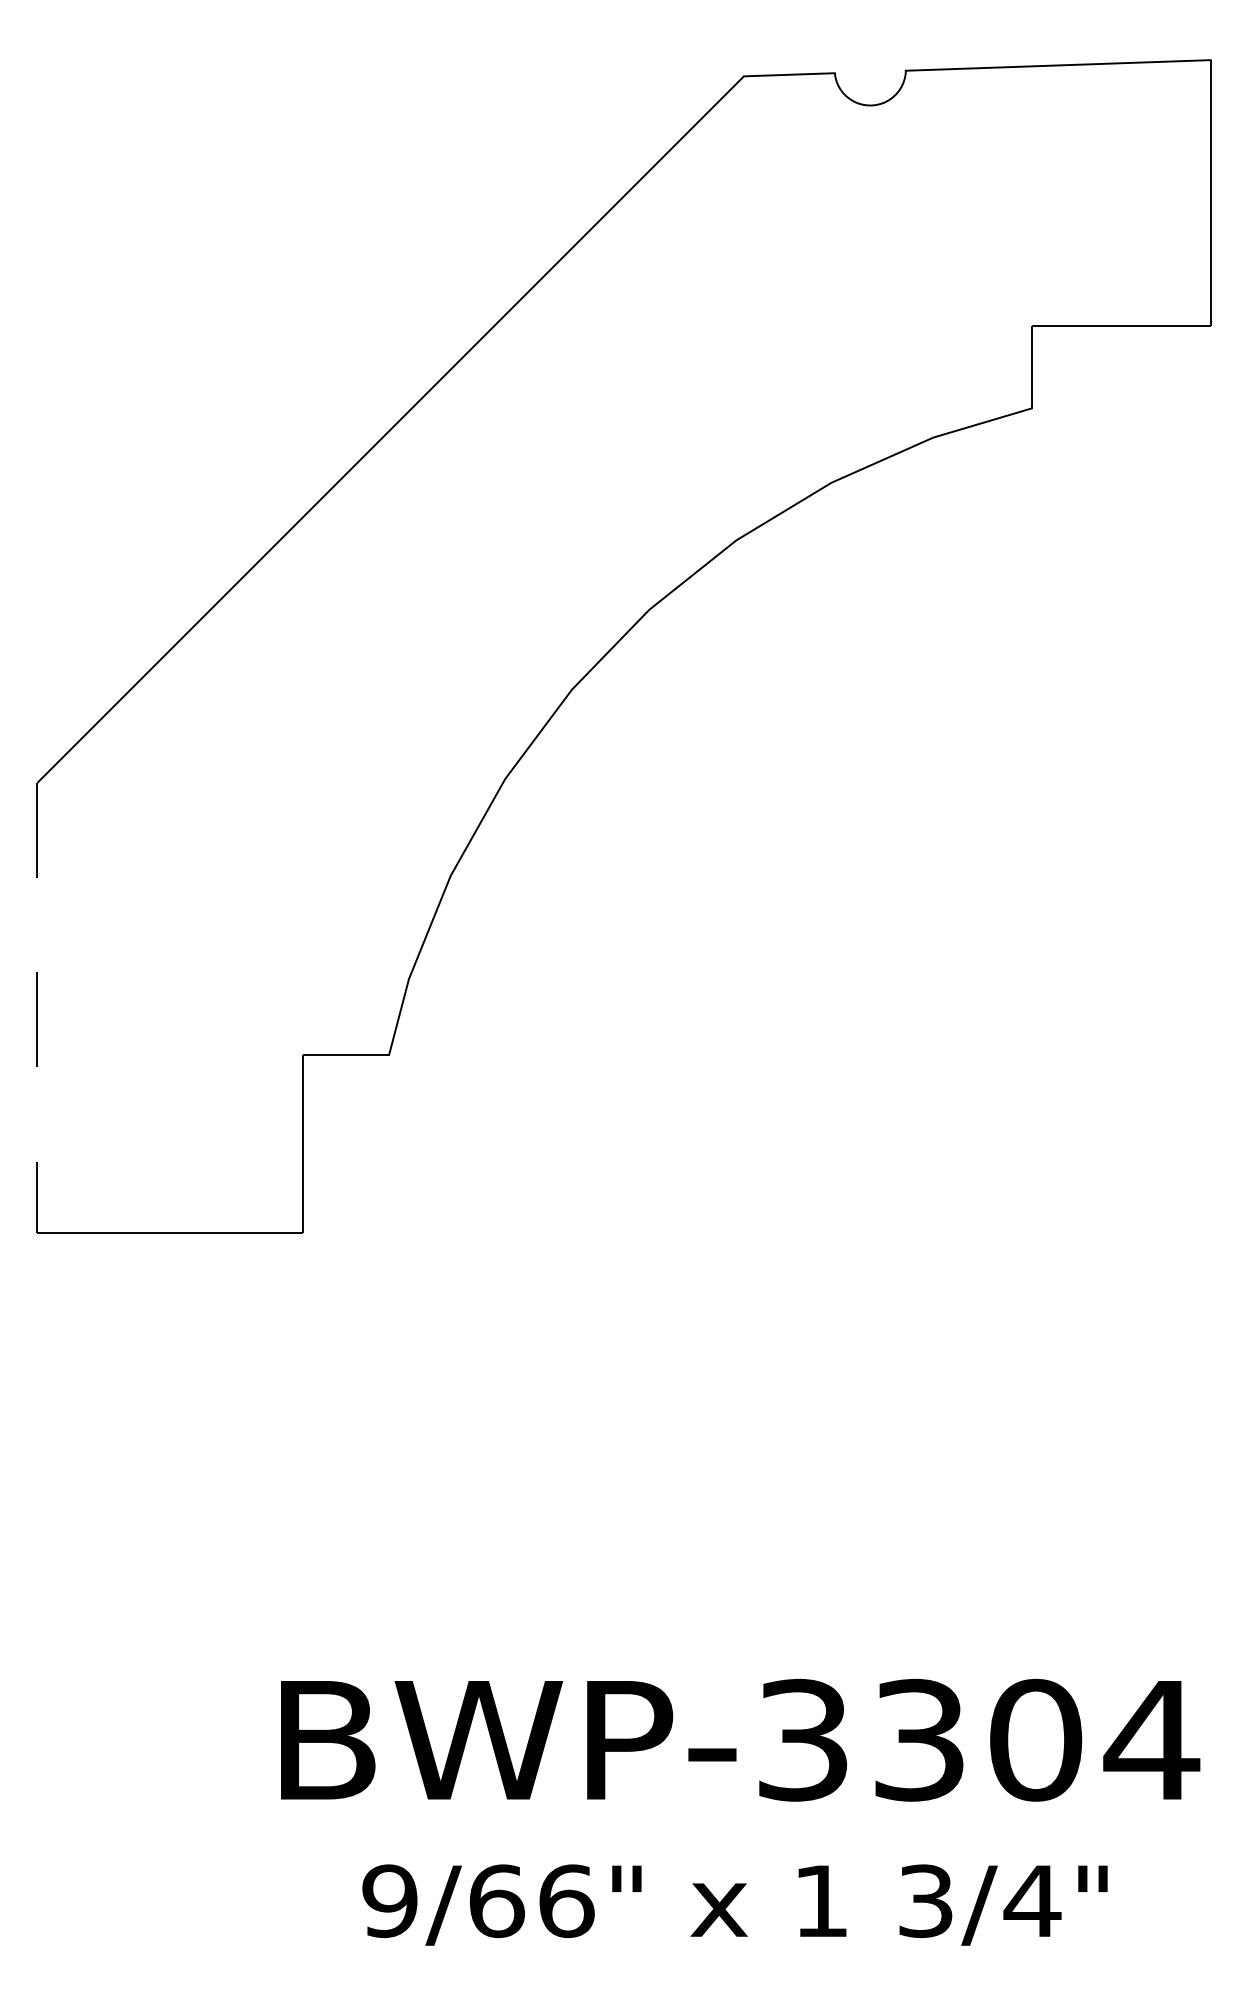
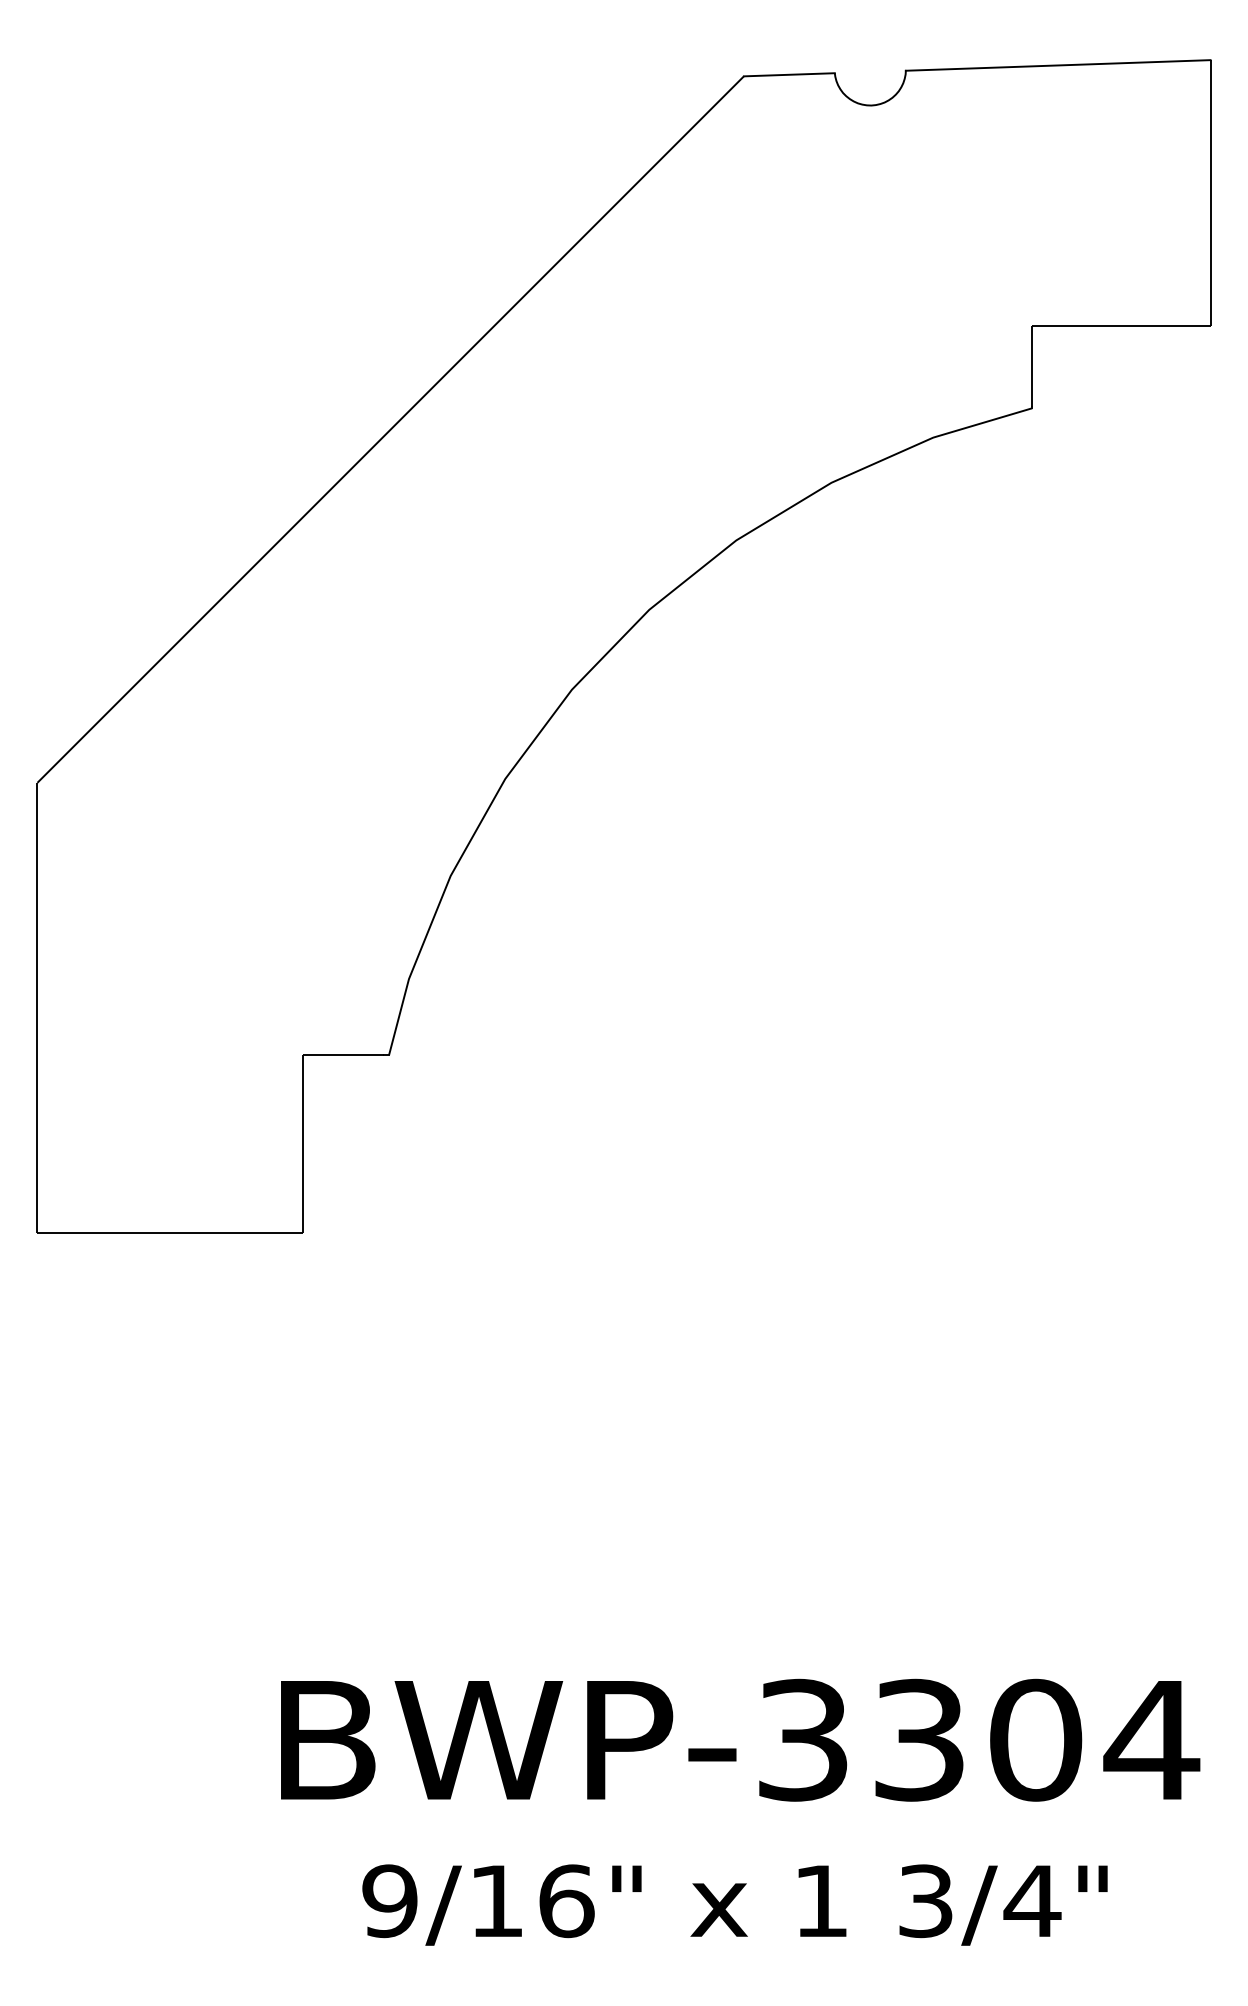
line: dashed -> solid (37, 1008)
text: 9/66" -> 9/16" (496, 1901)
